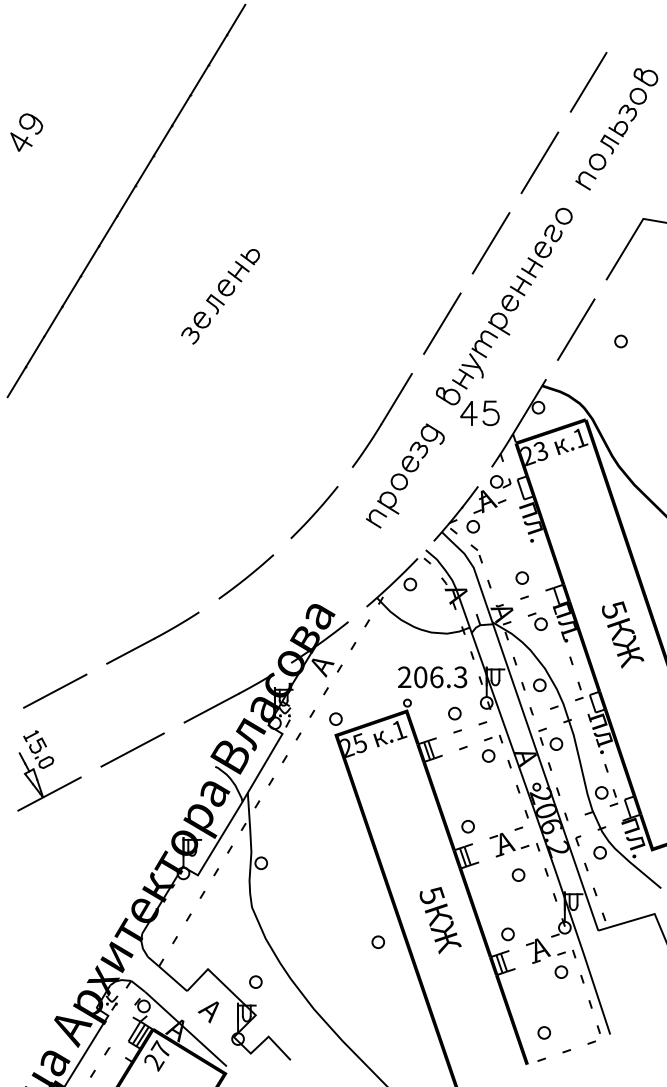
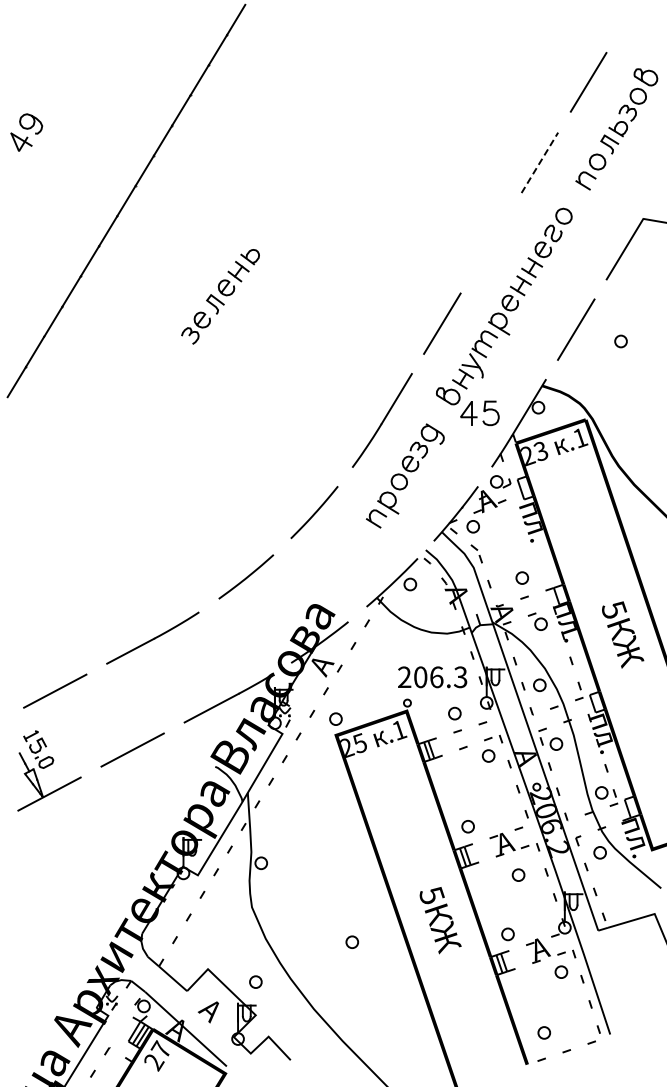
line: solid -> dashed (540, 162)
line: present -> none (490, 243)
part position: (377, 941) -> (351, 941) (351, 941)
